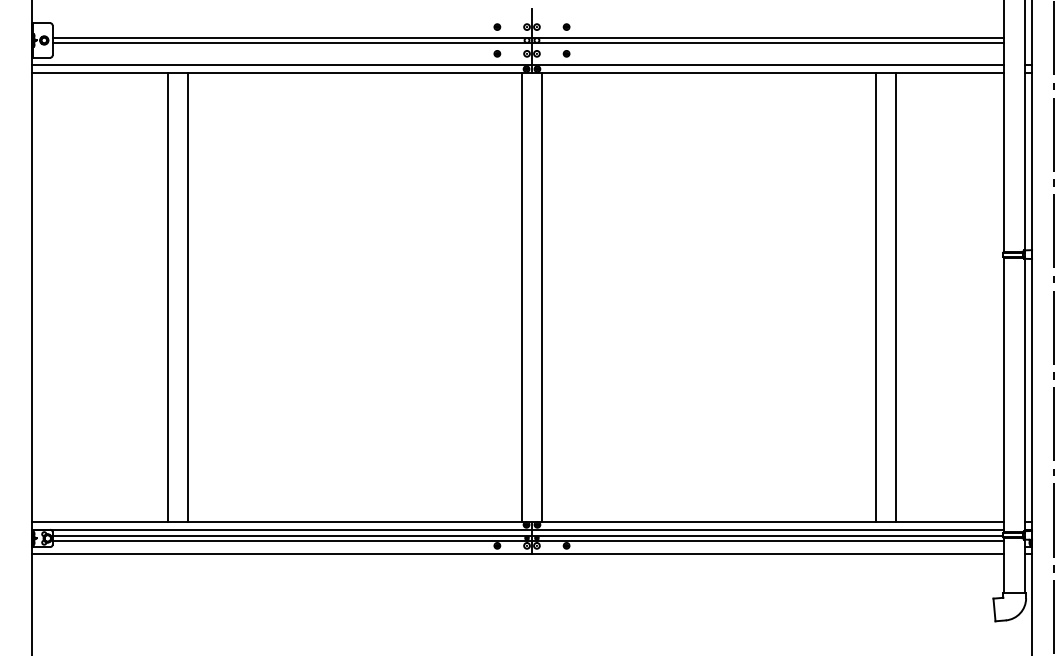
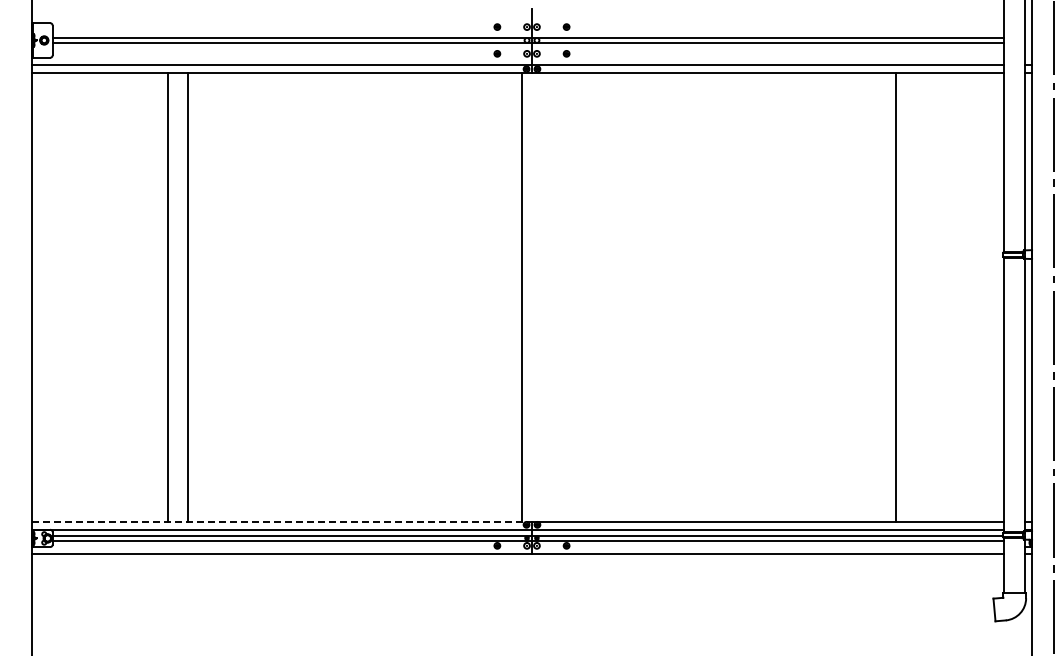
line: present -> none (541, 296)
line: present -> none (876, 296)
line: solid -> dashed (282, 521)
